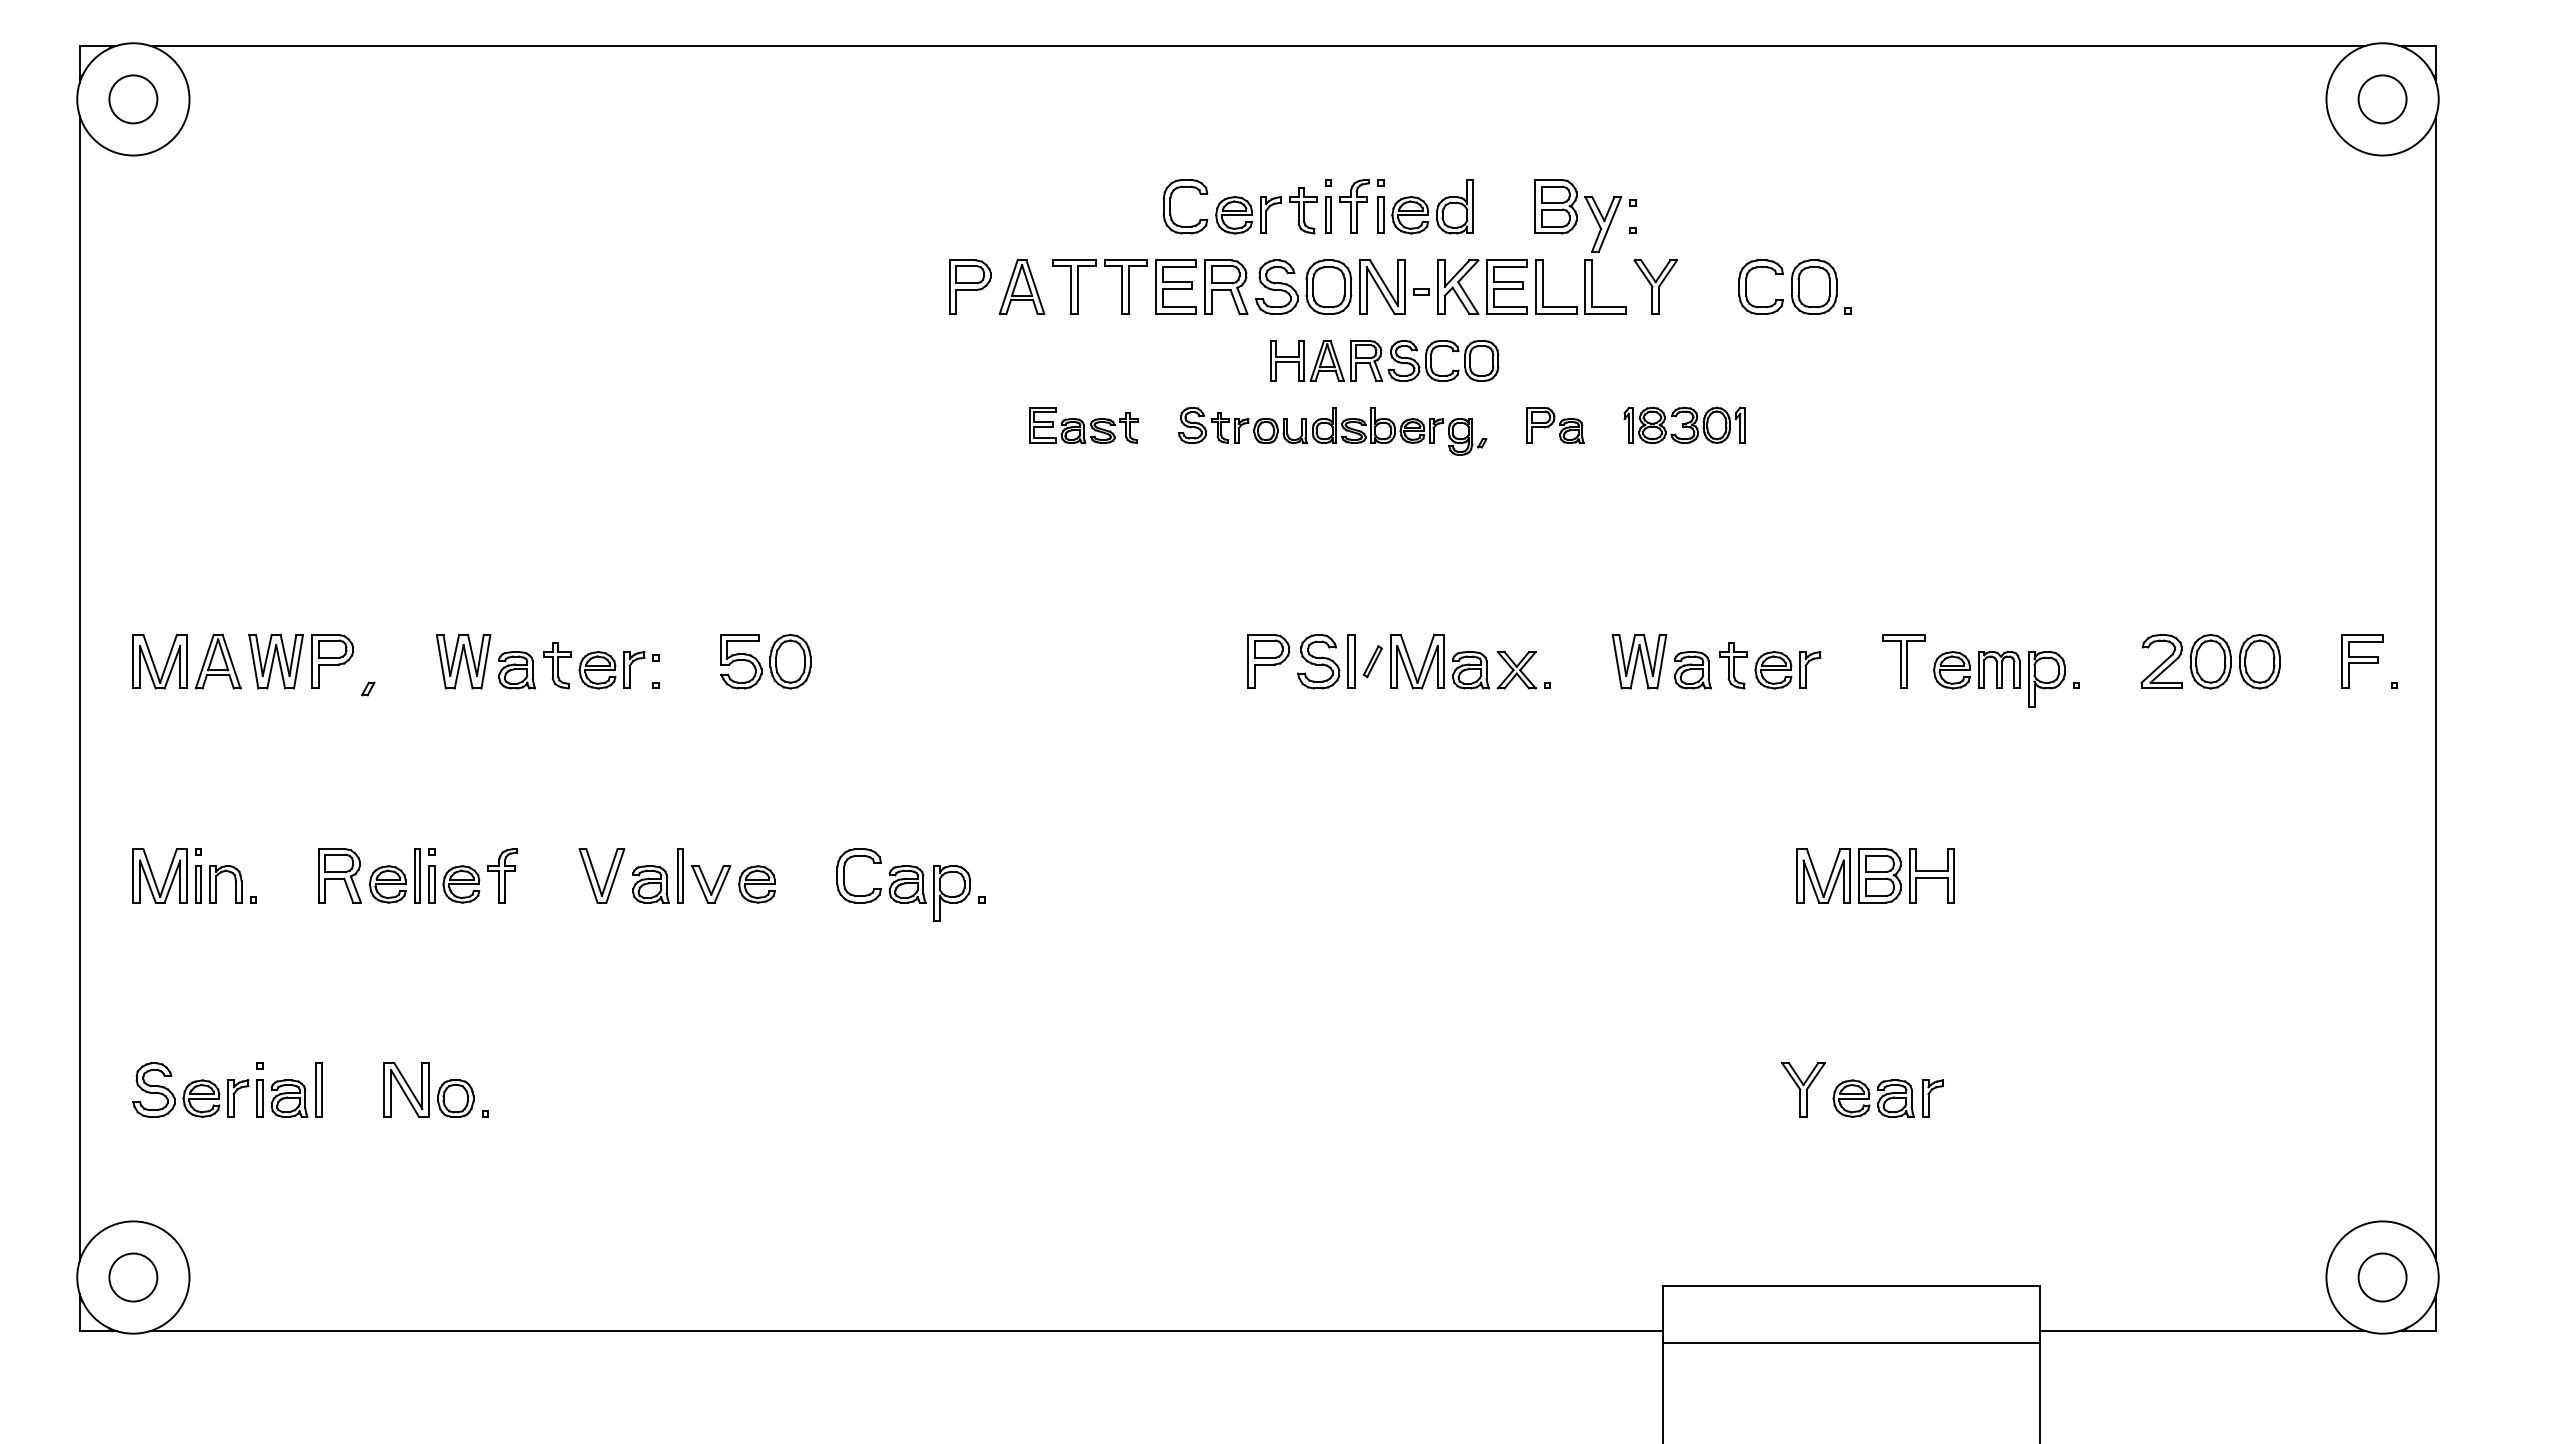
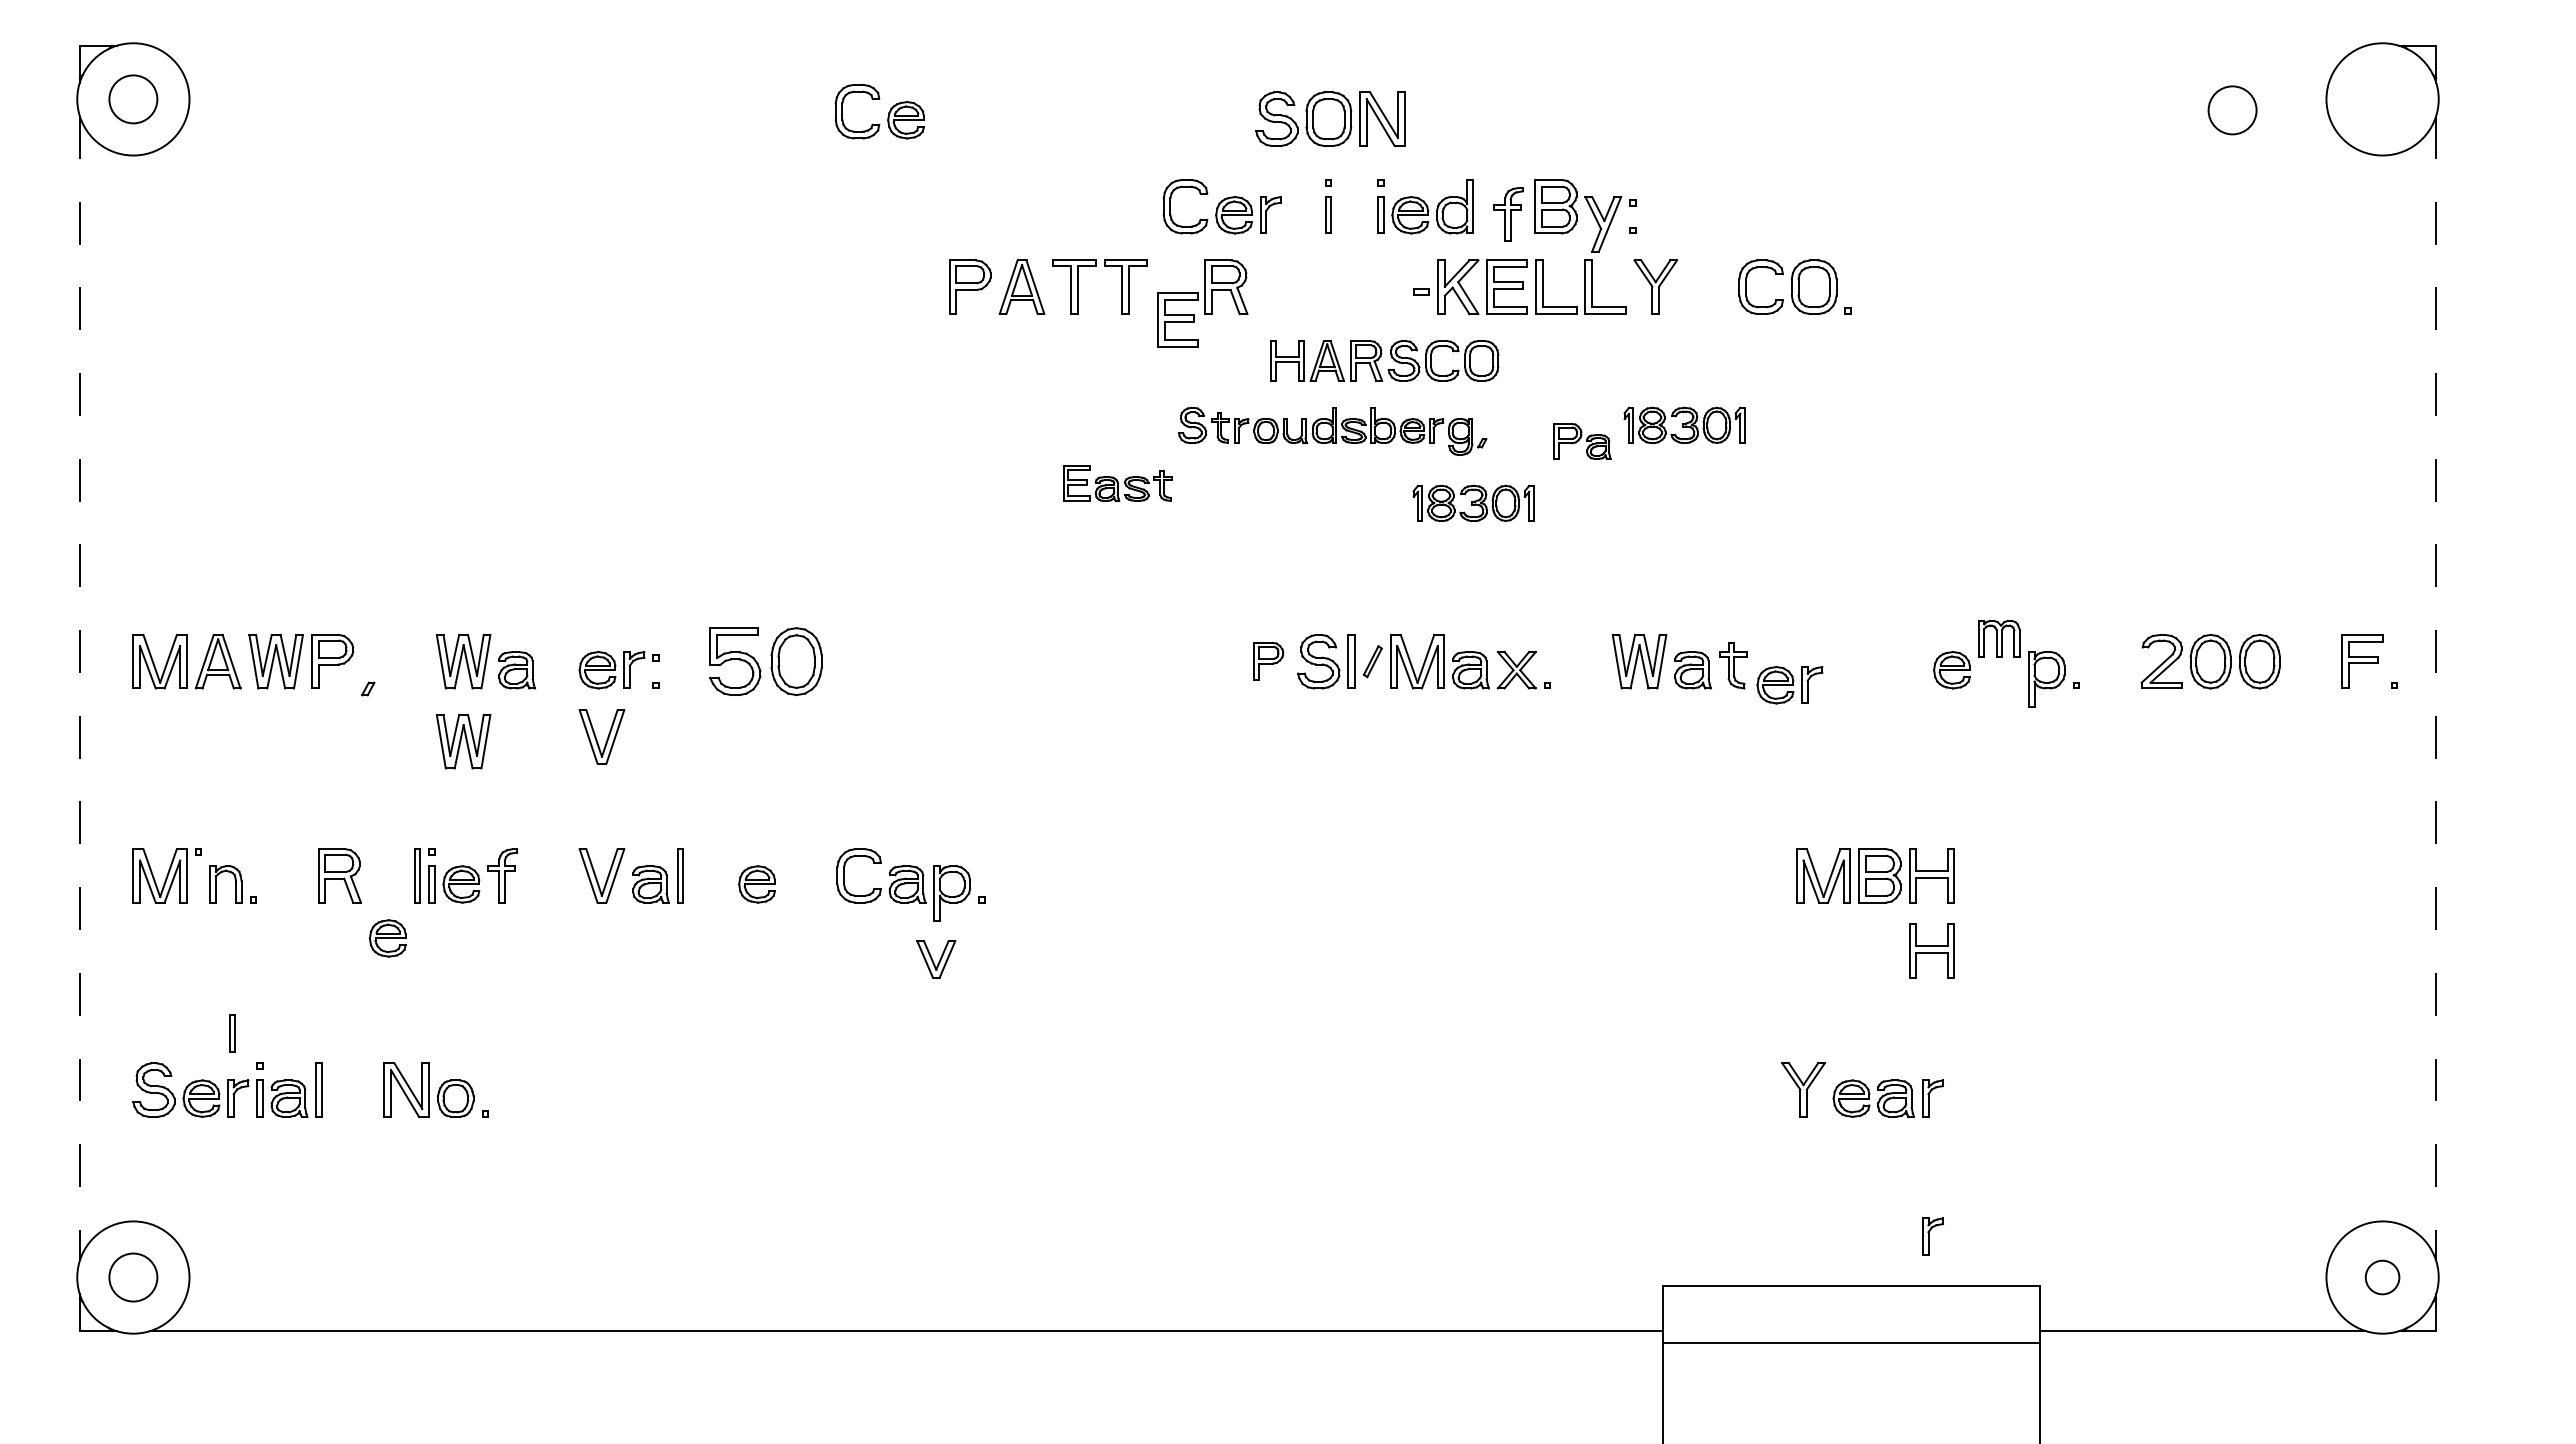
line: present -> none (1257, 45)
circle position: (2382, 99) -> (2232, 110) (2232, 110)
part: none -> present (888, 112)
part position: (1354, 206) -> (1508, 214) (1508, 214)
part: present -> none (1303, 210)
part position: (1175, 286) -> (1177, 319) (1177, 319)
part position: (1330, 287) -> (1330, 119) (1330, 119)
part position: (1555, 424) -> (1582, 440) (1582, 440)
part position: (1083, 425) -> (1117, 483) (1117, 483)
part: none -> present (1473, 502)
part size: 92x56 px -> 114x70 px (765, 661)
part size: 44x55 px -> 32x40 px (1268, 660)
part: present -> none (1903, 661)
part: present -> none (557, 665)
part position: (1999, 669) -> (1999, 638) (1999, 638)
part position: (1787, 670) -> (1789, 685) (1789, 685)
line: solid -> dashed (79, 688)
line: solid -> dashed (2436, 688)
part: none -> present (601, 736)
part: none -> present (463, 741)
part position: (198, 884) -> (232, 1033) (232, 1033)
part position: (387, 884) -> (387, 938) (387, 938)
part position: (711, 884) -> (936, 959) (936, 959)
part: none -> present (1931, 950)
part: none -> present (1932, 1236)
circle size: 51x51 px -> 37x37 px (2382, 1277)
